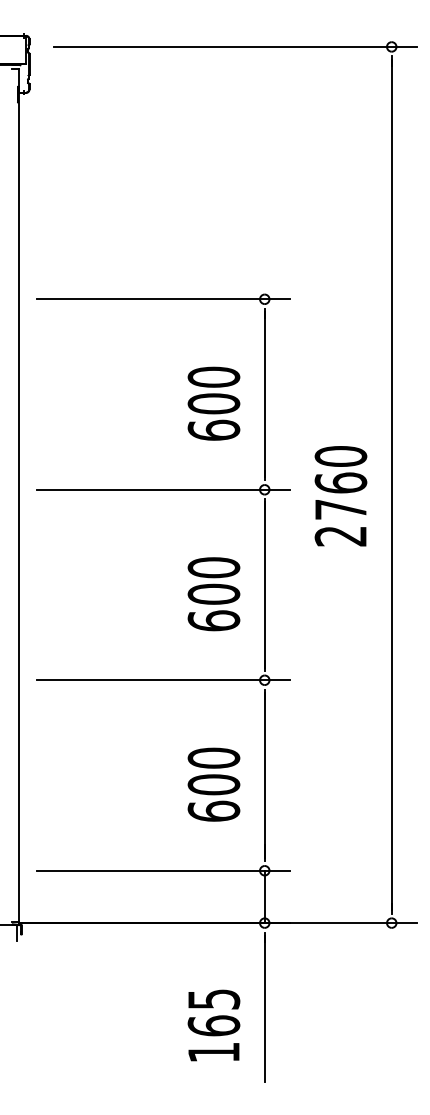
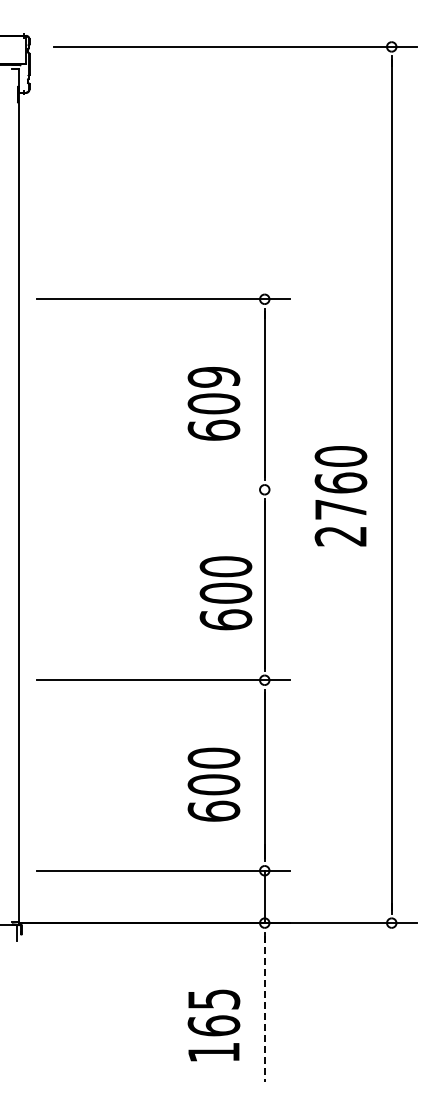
text: 600 -> 609 (214, 376)
line: present -> none (163, 489)
text position: (213, 594) -> (225, 593) (225, 593)
line: solid -> dashed (264, 1008)
